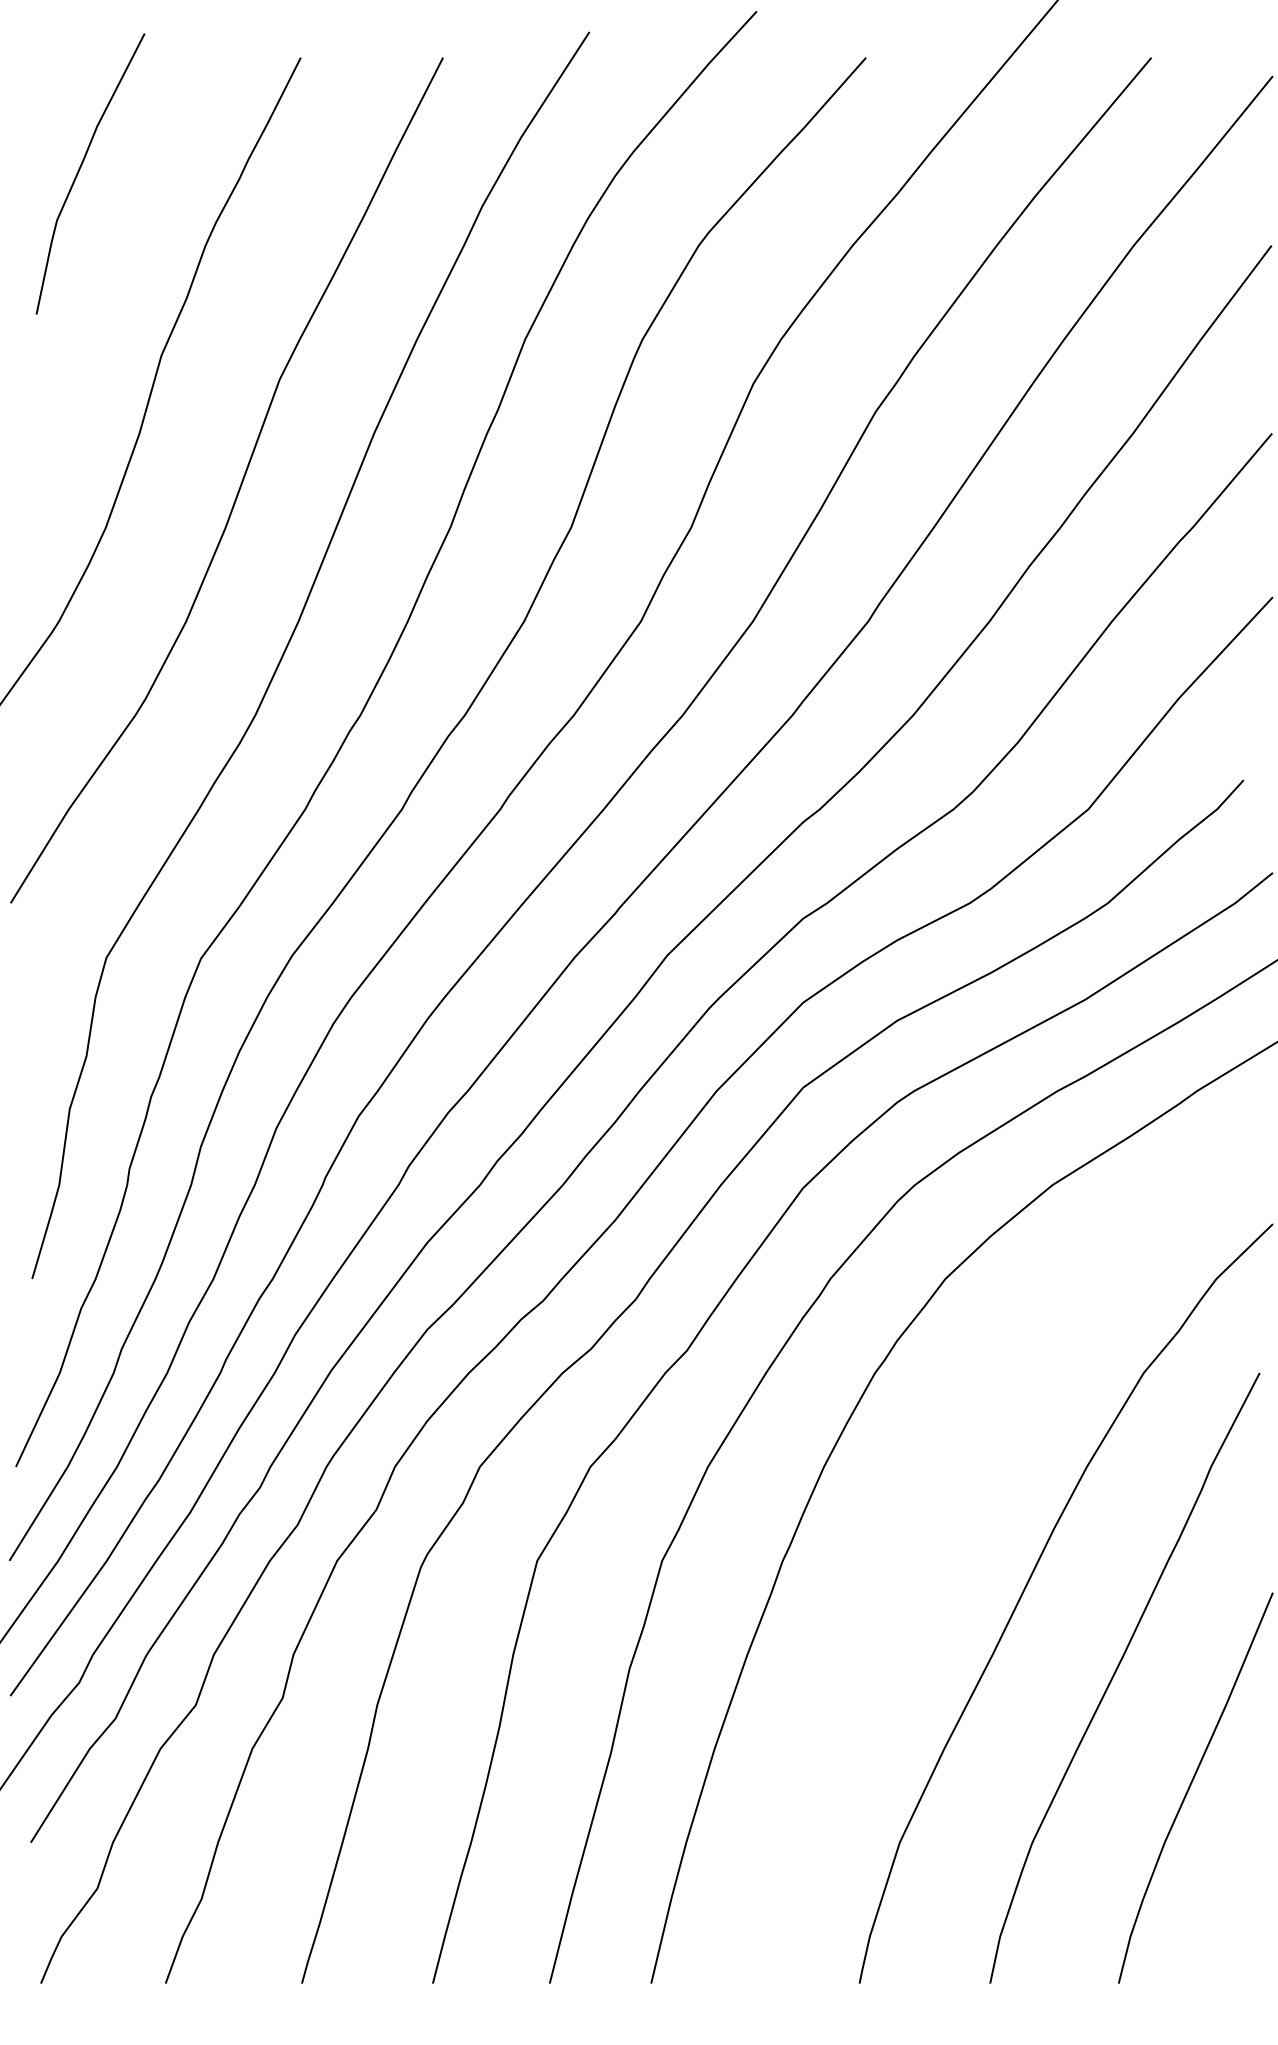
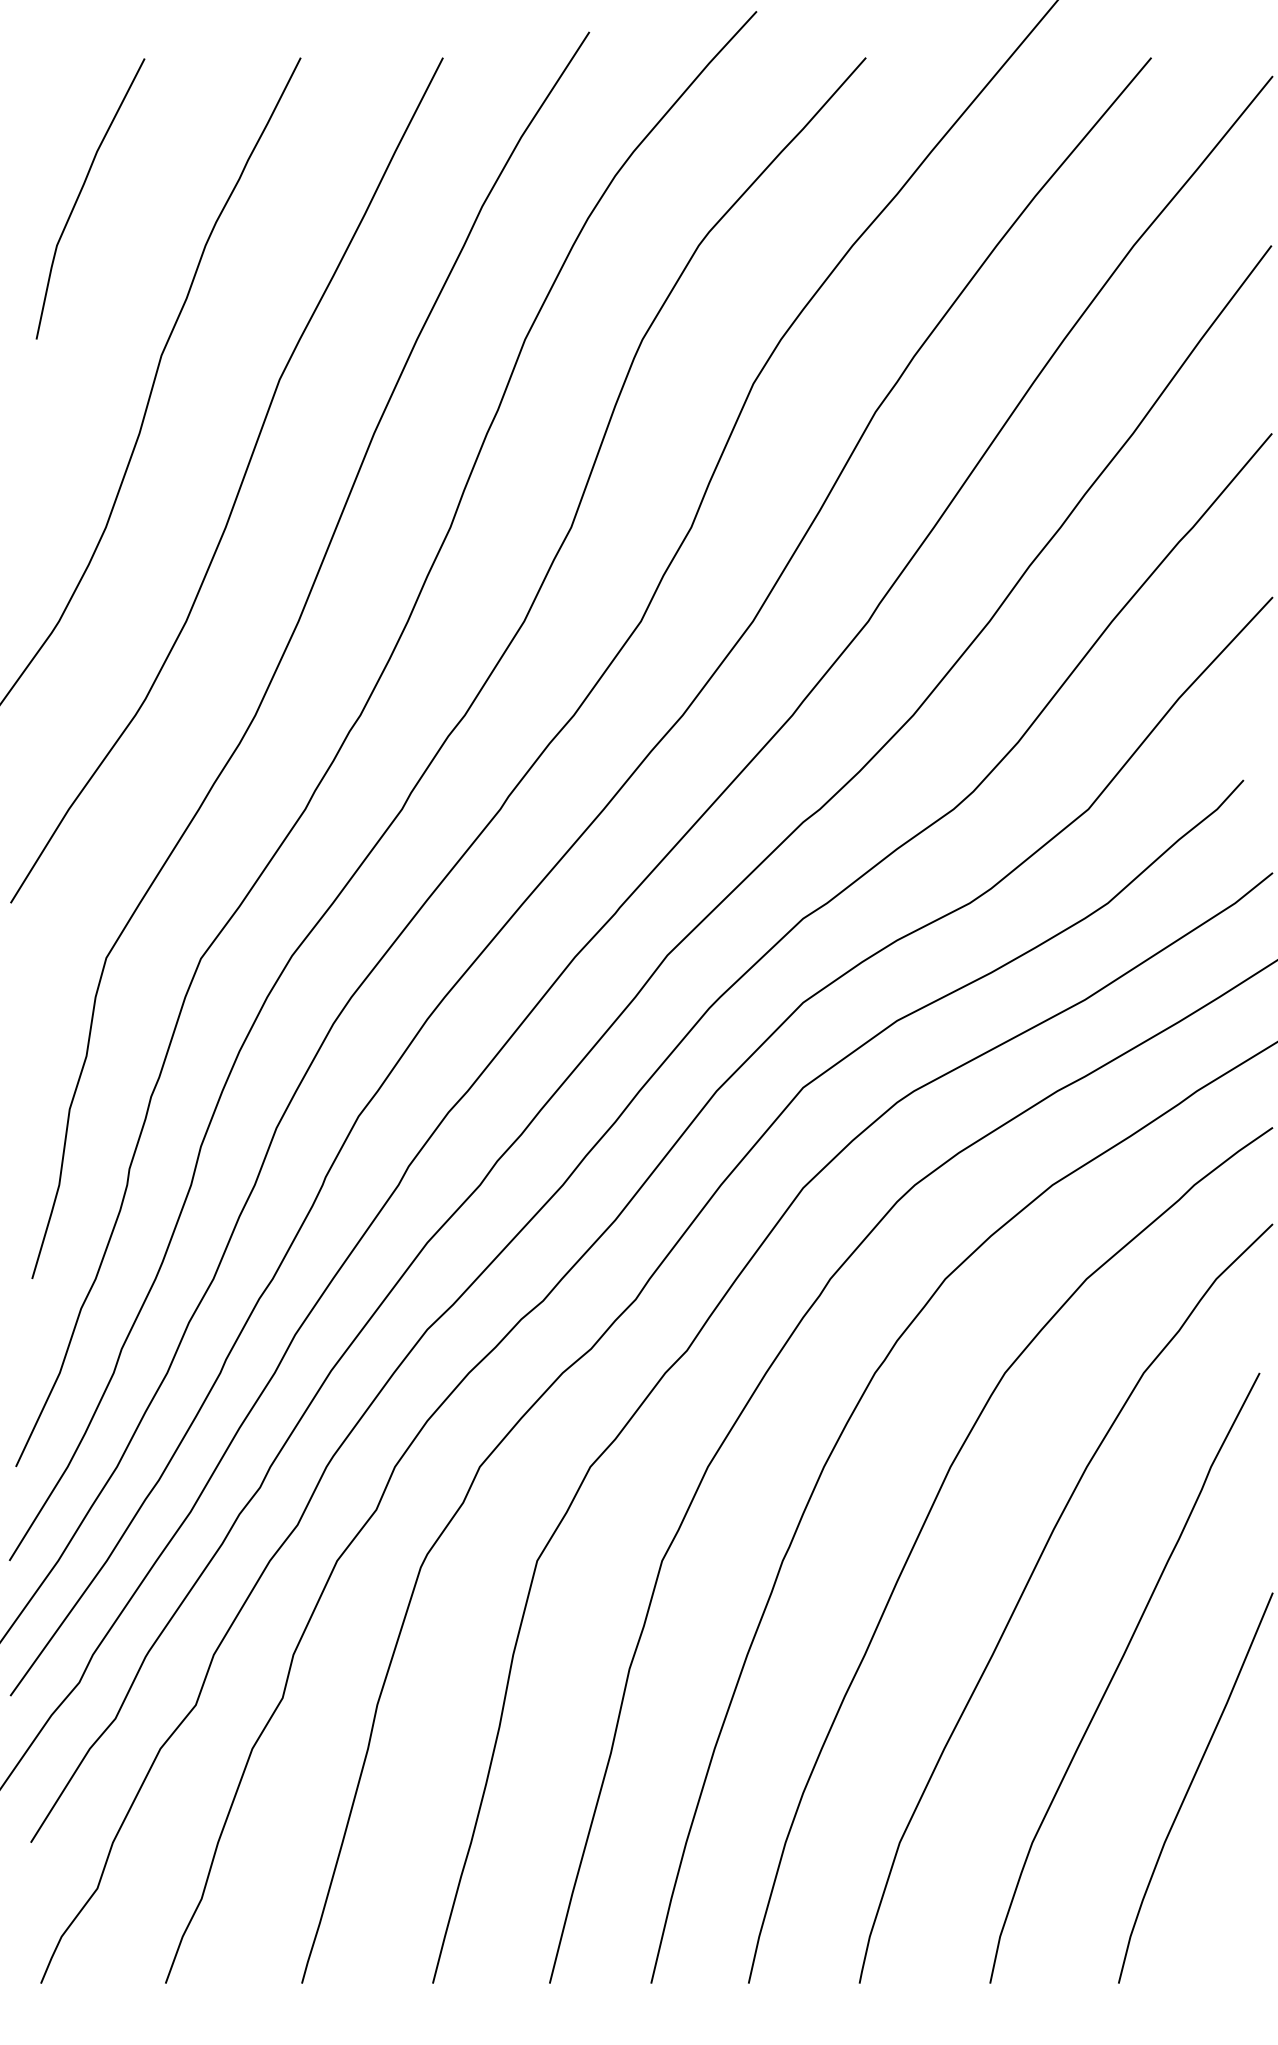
curve position: (80, 169) -> (80, 194) (80, 194)
curve: none -> present (927, 1519)
